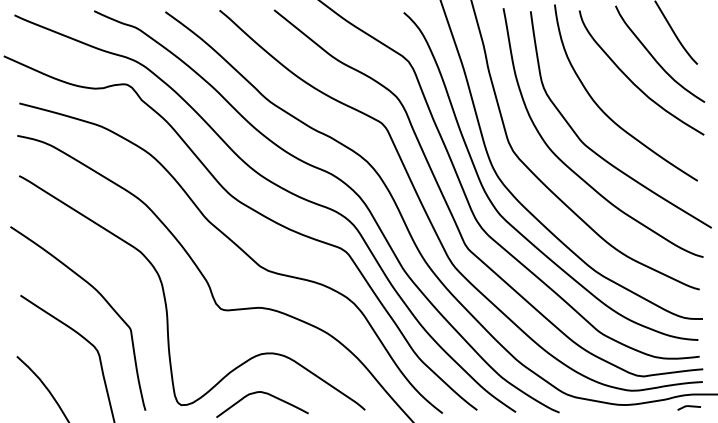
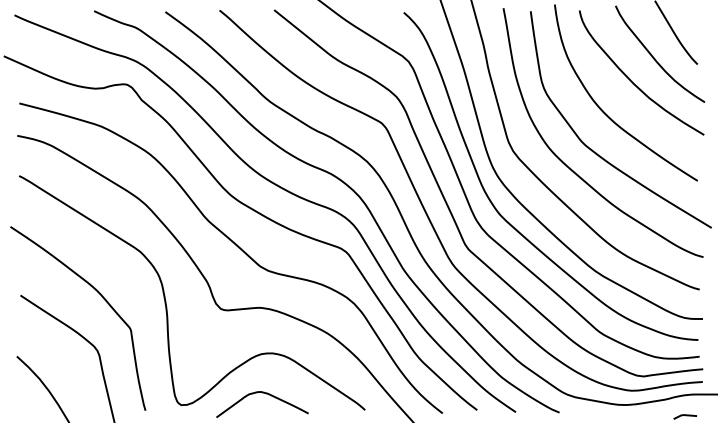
line position: (688, 406) -> (684, 415) (684, 415)
